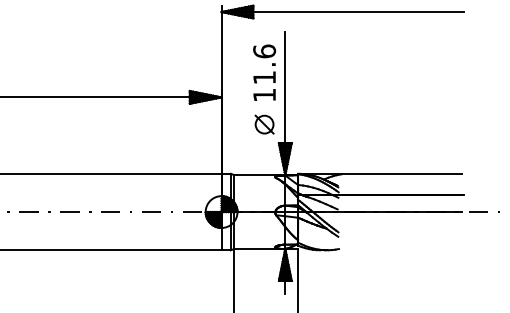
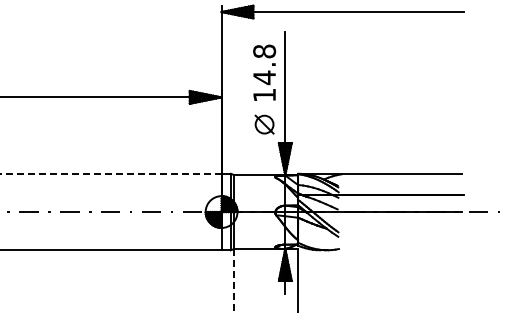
text: 11.6 -> 14.8 (264, 64)
line: solid -> dashed (110, 173)
line: solid -> dashed (234, 280)
